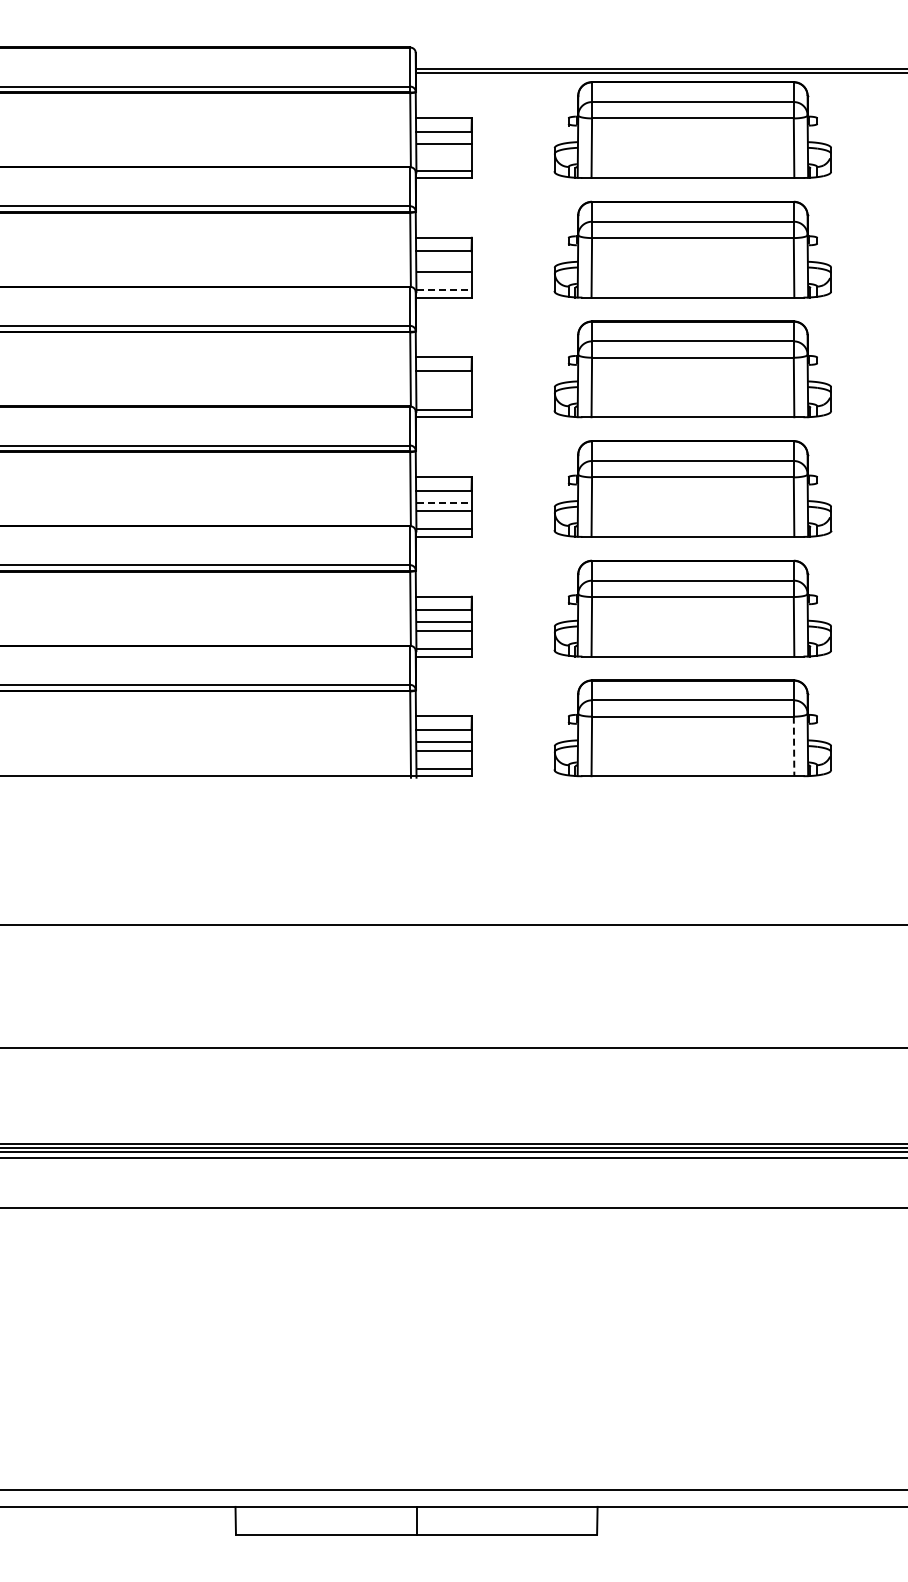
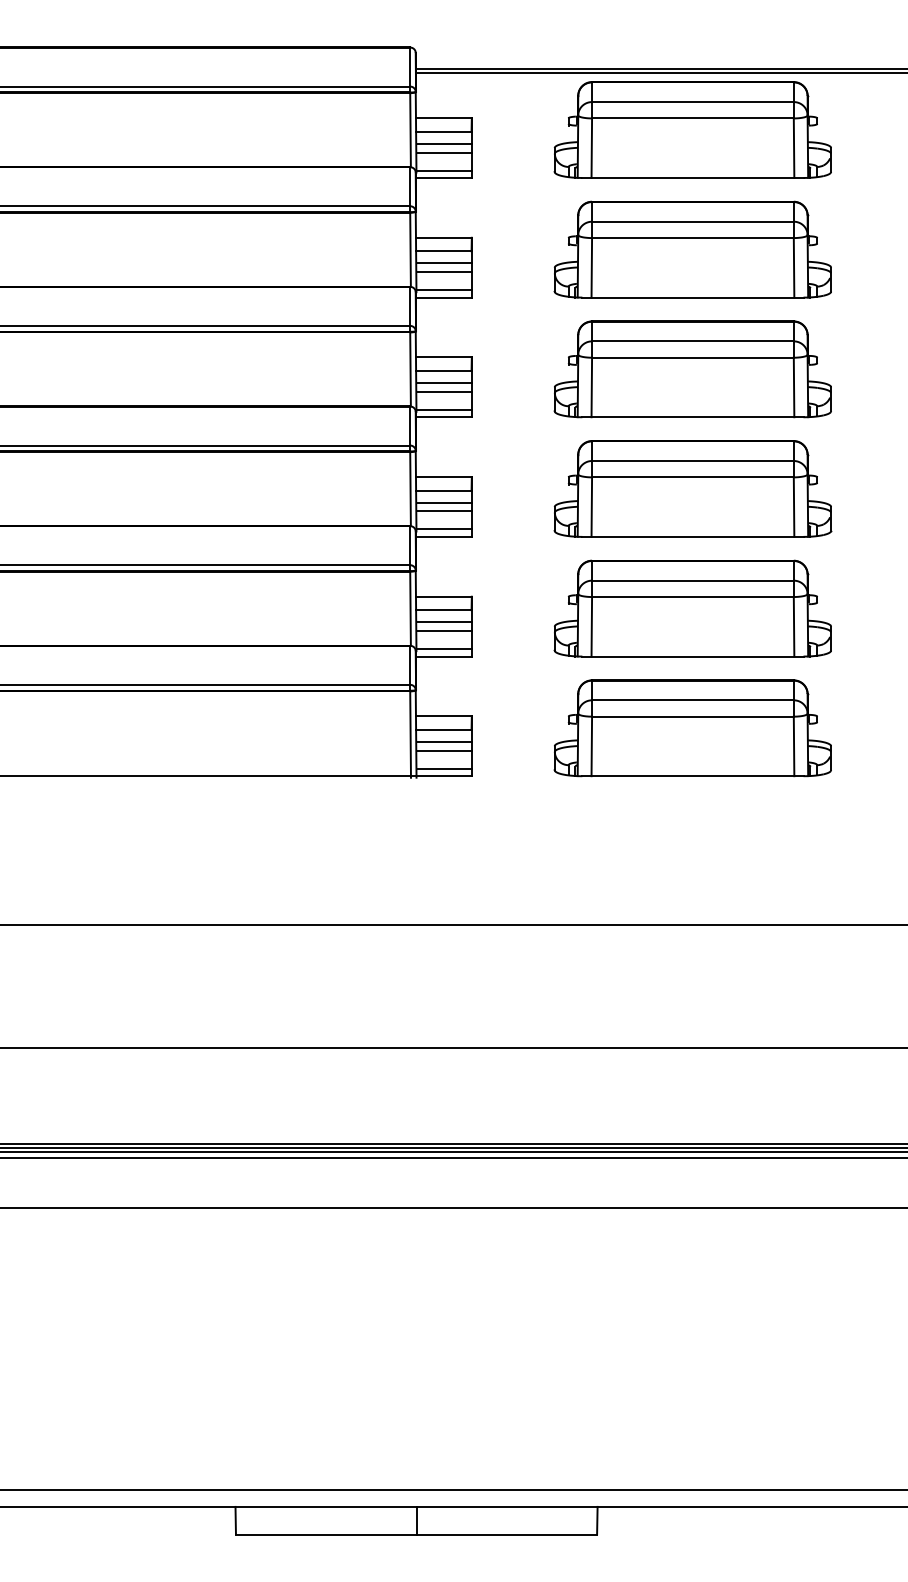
line: none -> present (443, 152)
line: none -> present (443, 263)
line: dashed -> solid (444, 290)
line: none -> present (443, 382)
line: none -> present (443, 391)
line: dashed -> solid (444, 502)
line: dashed -> solid (794, 746)
